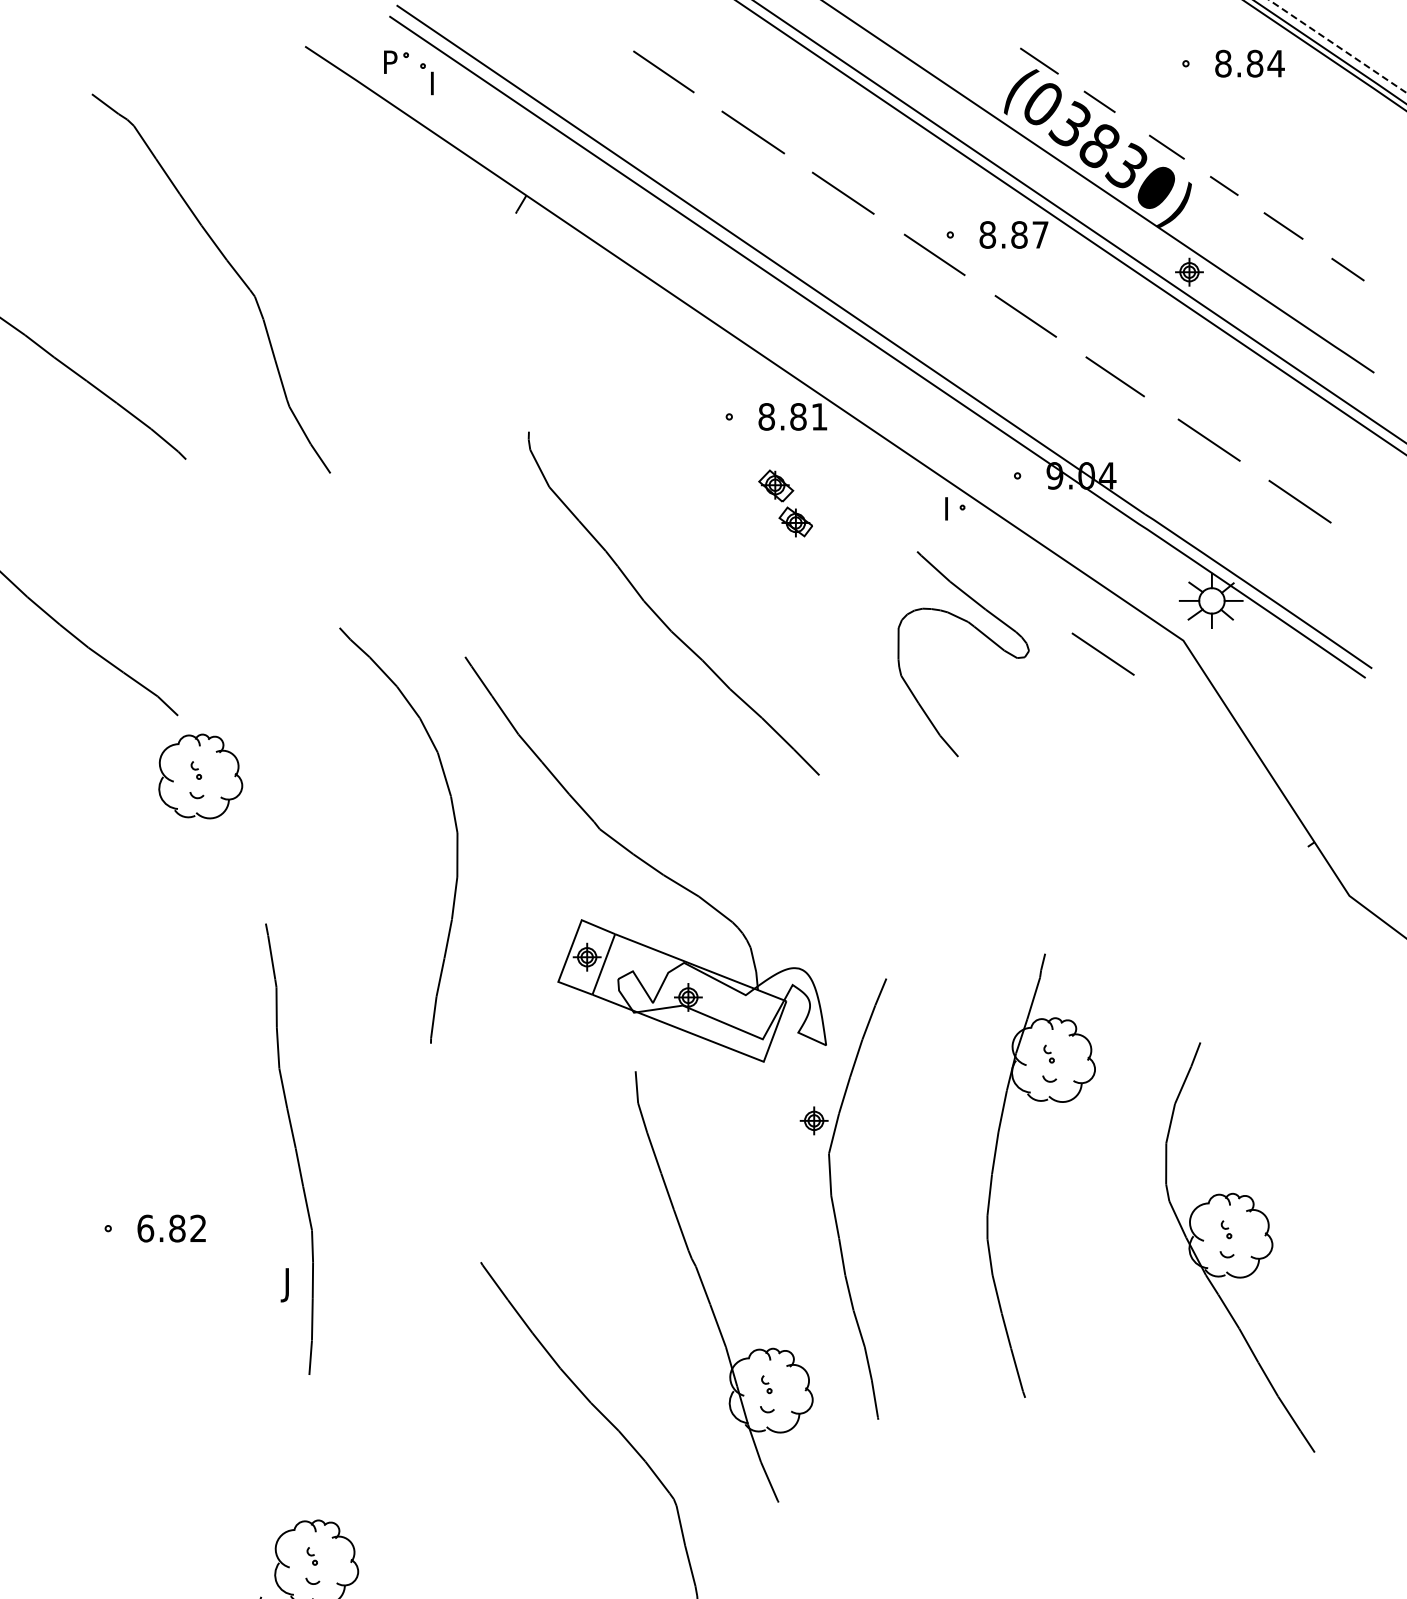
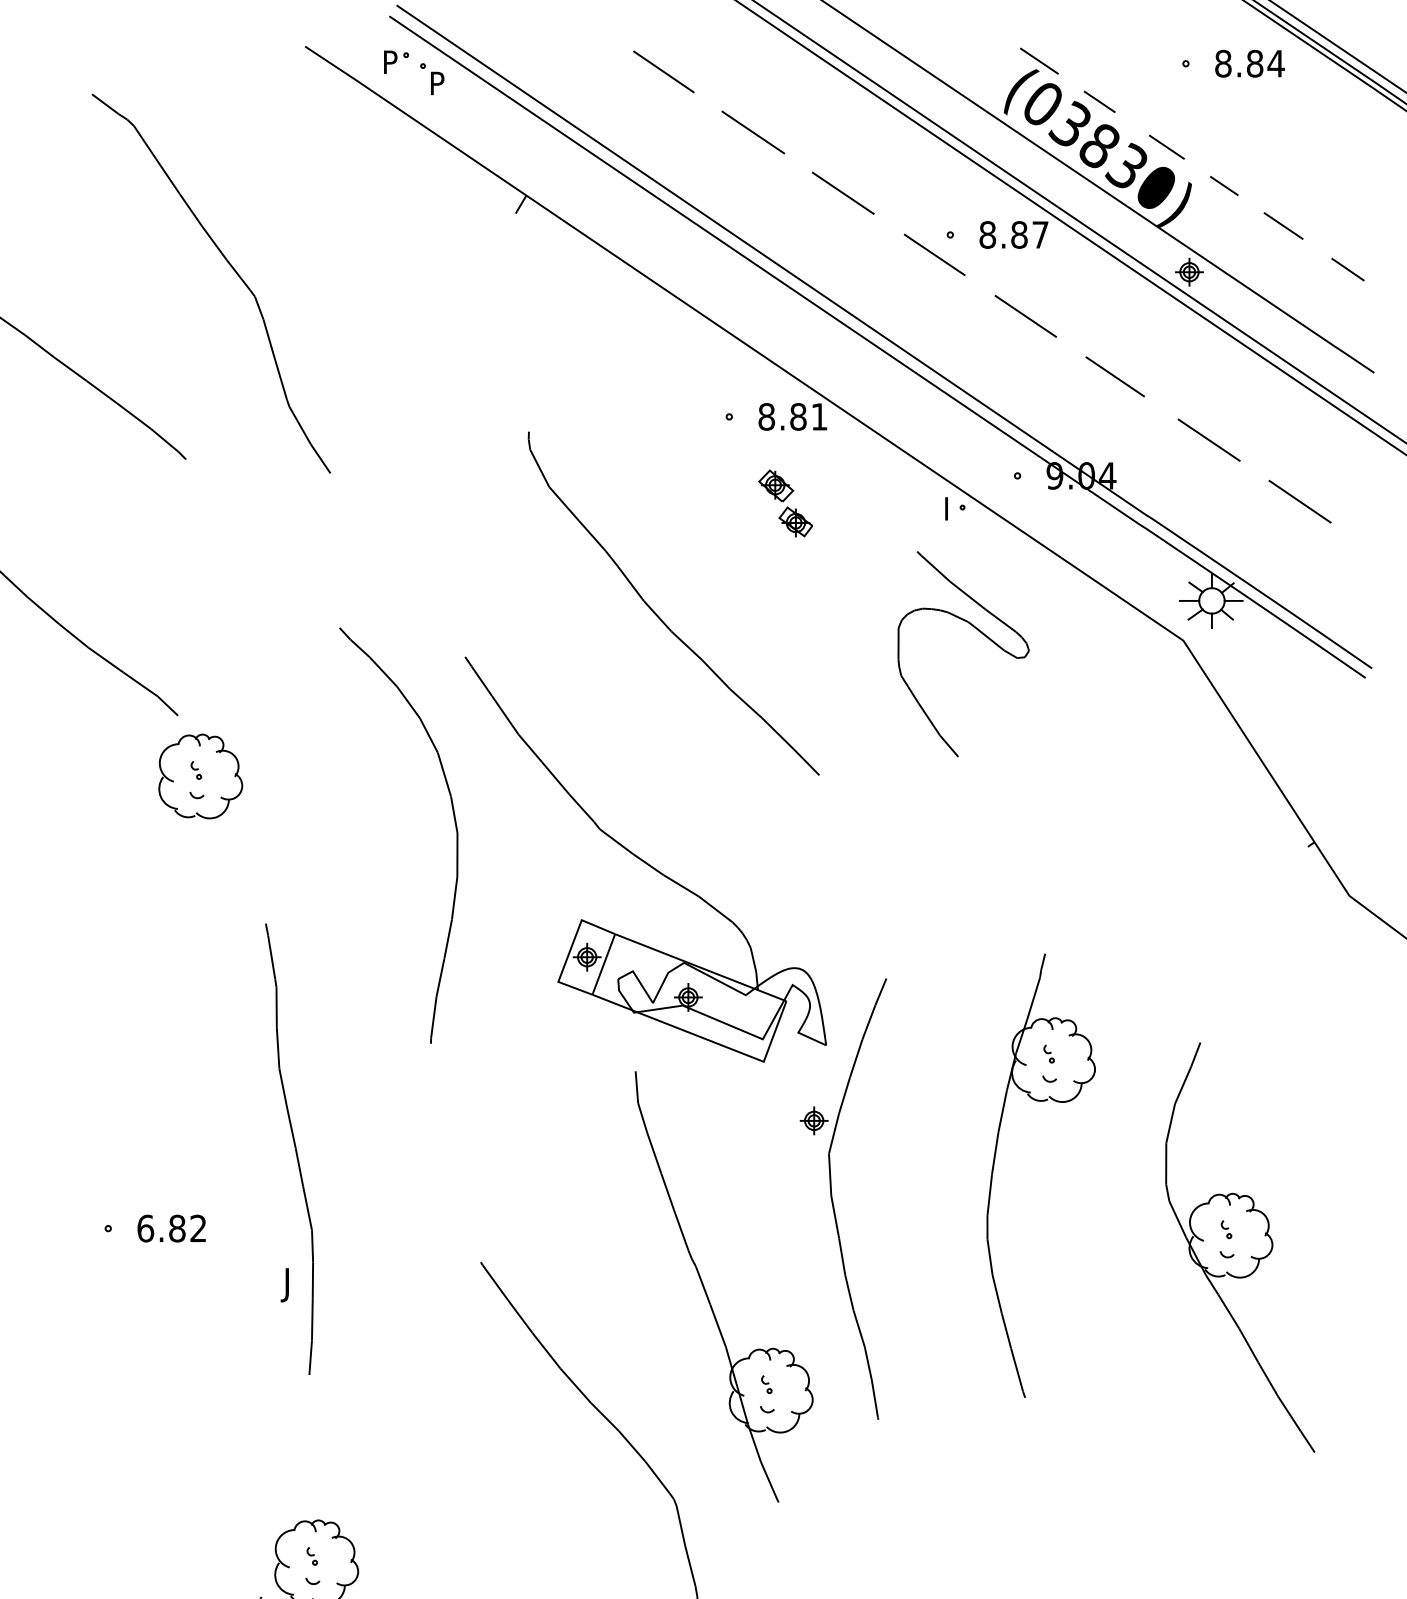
line: dashed -> solid (1338, 46)
text: I -> P (438, 78)
line: present -> none (1102, 653)
